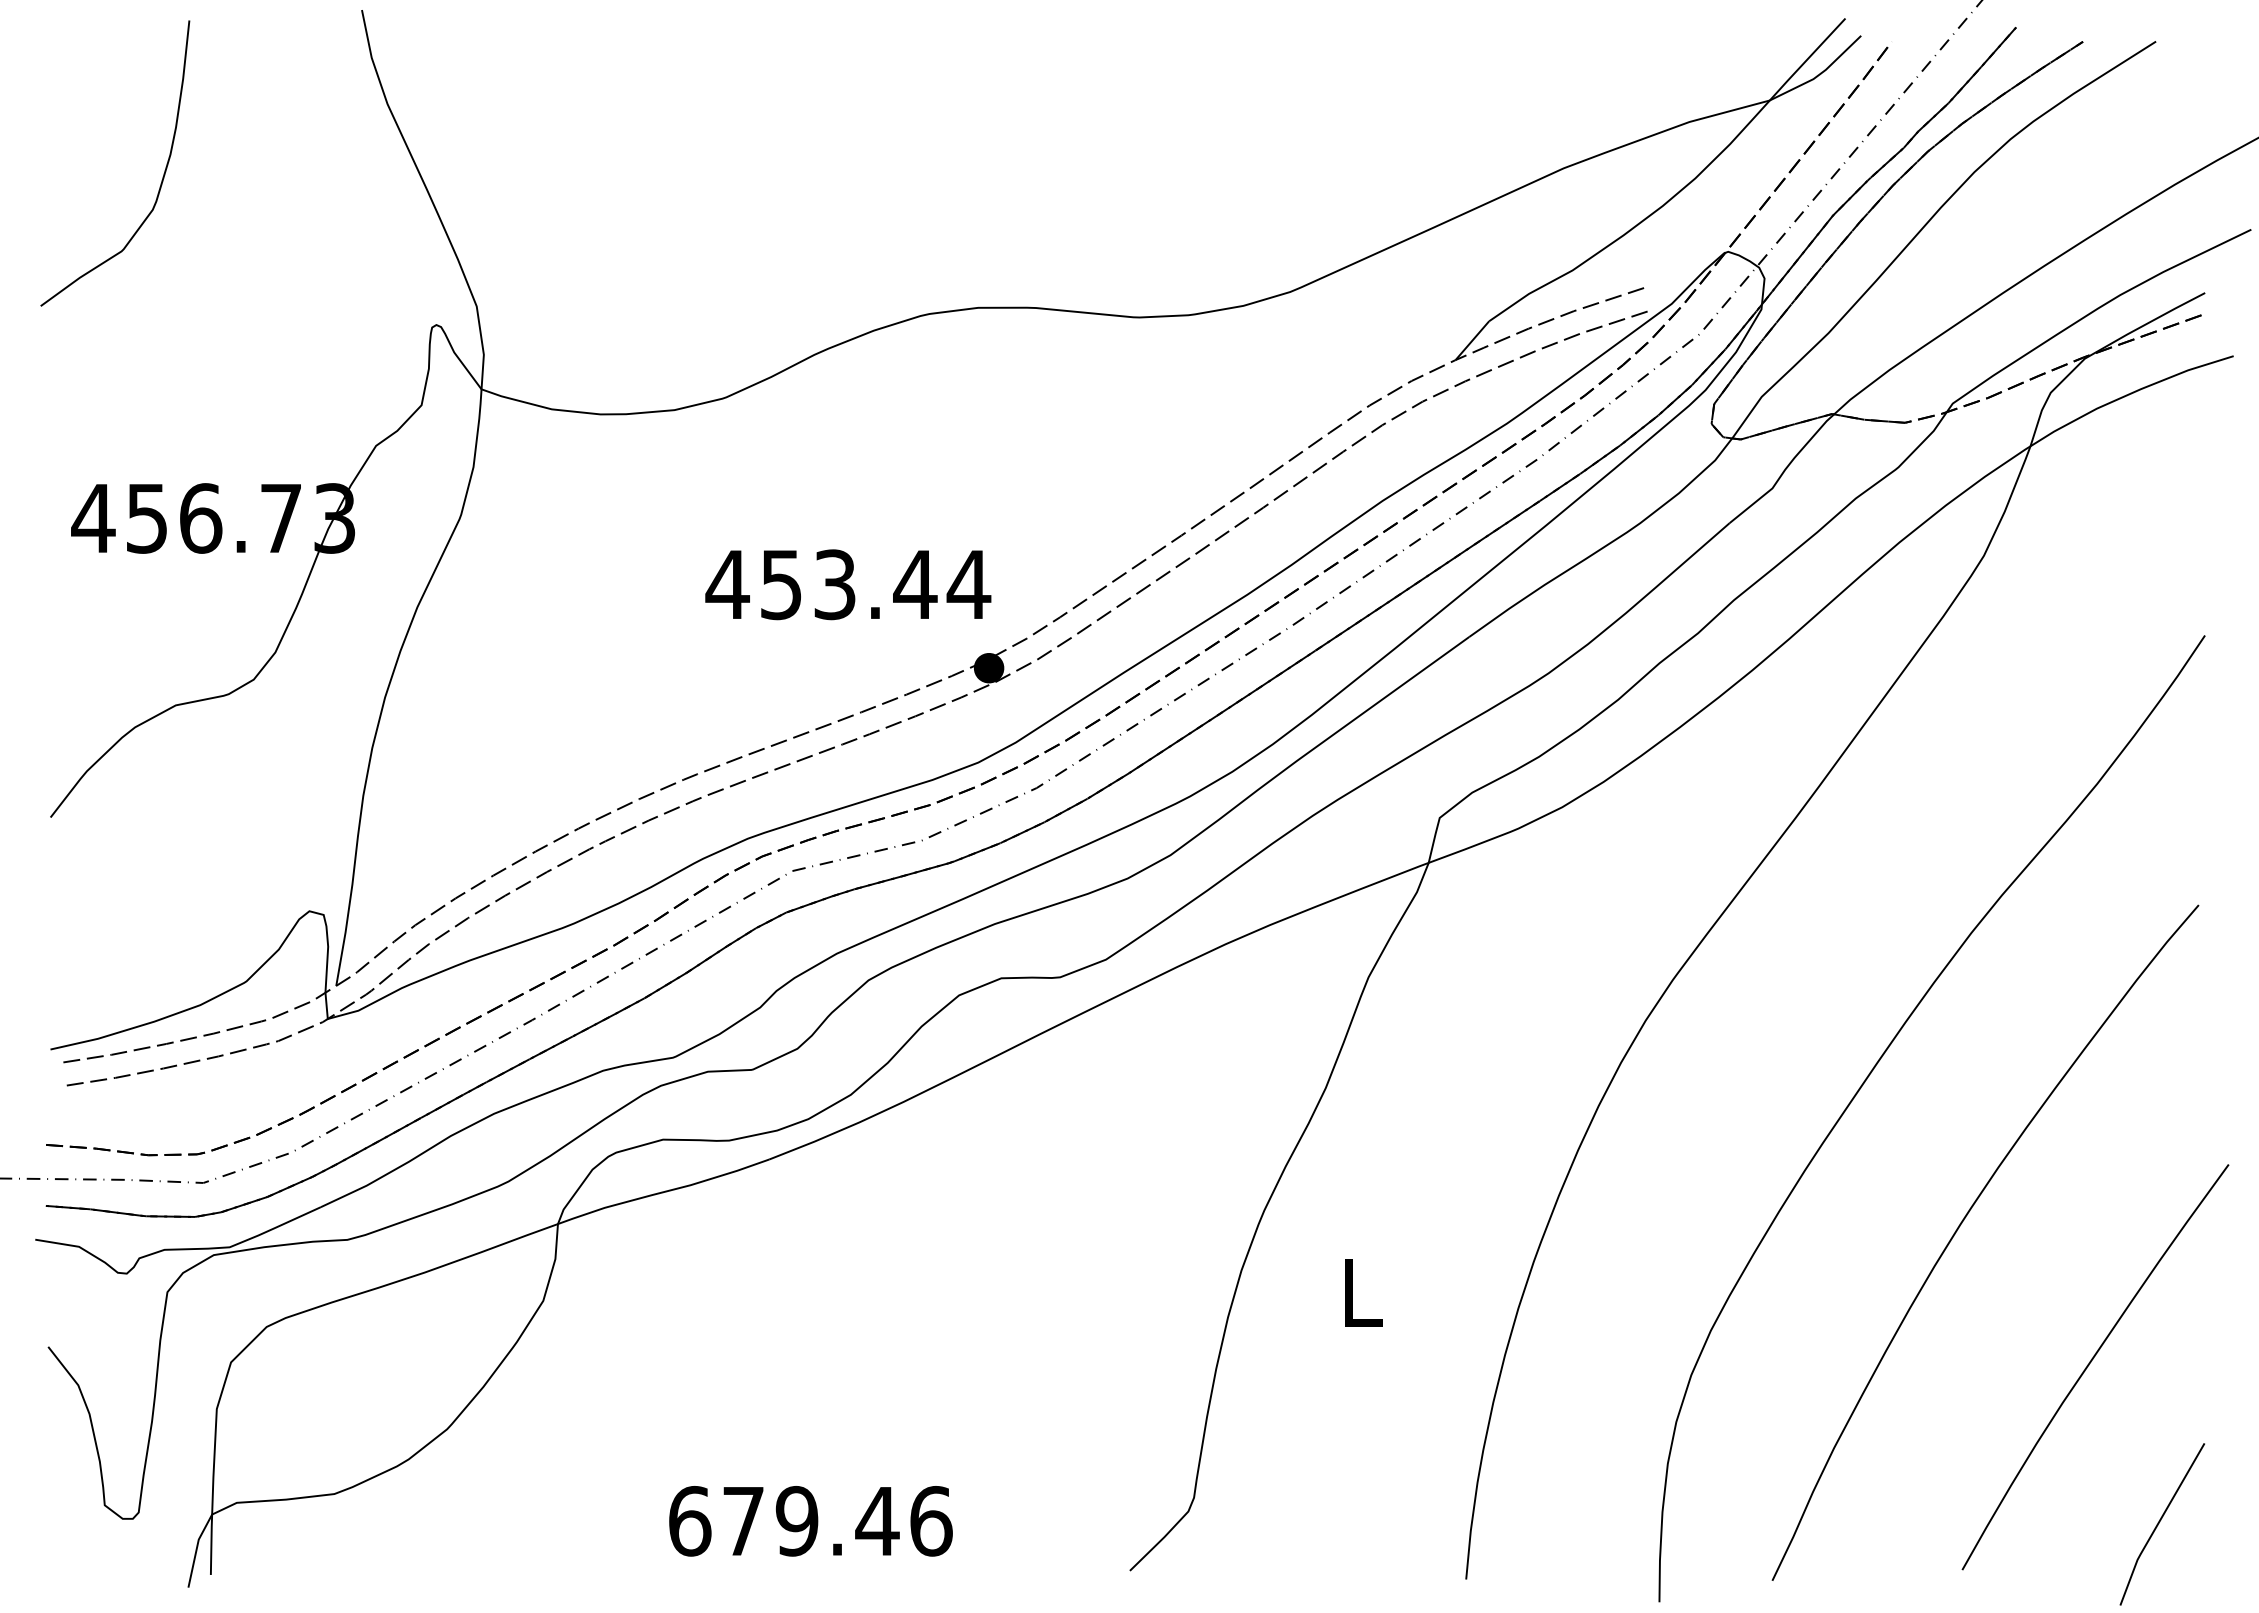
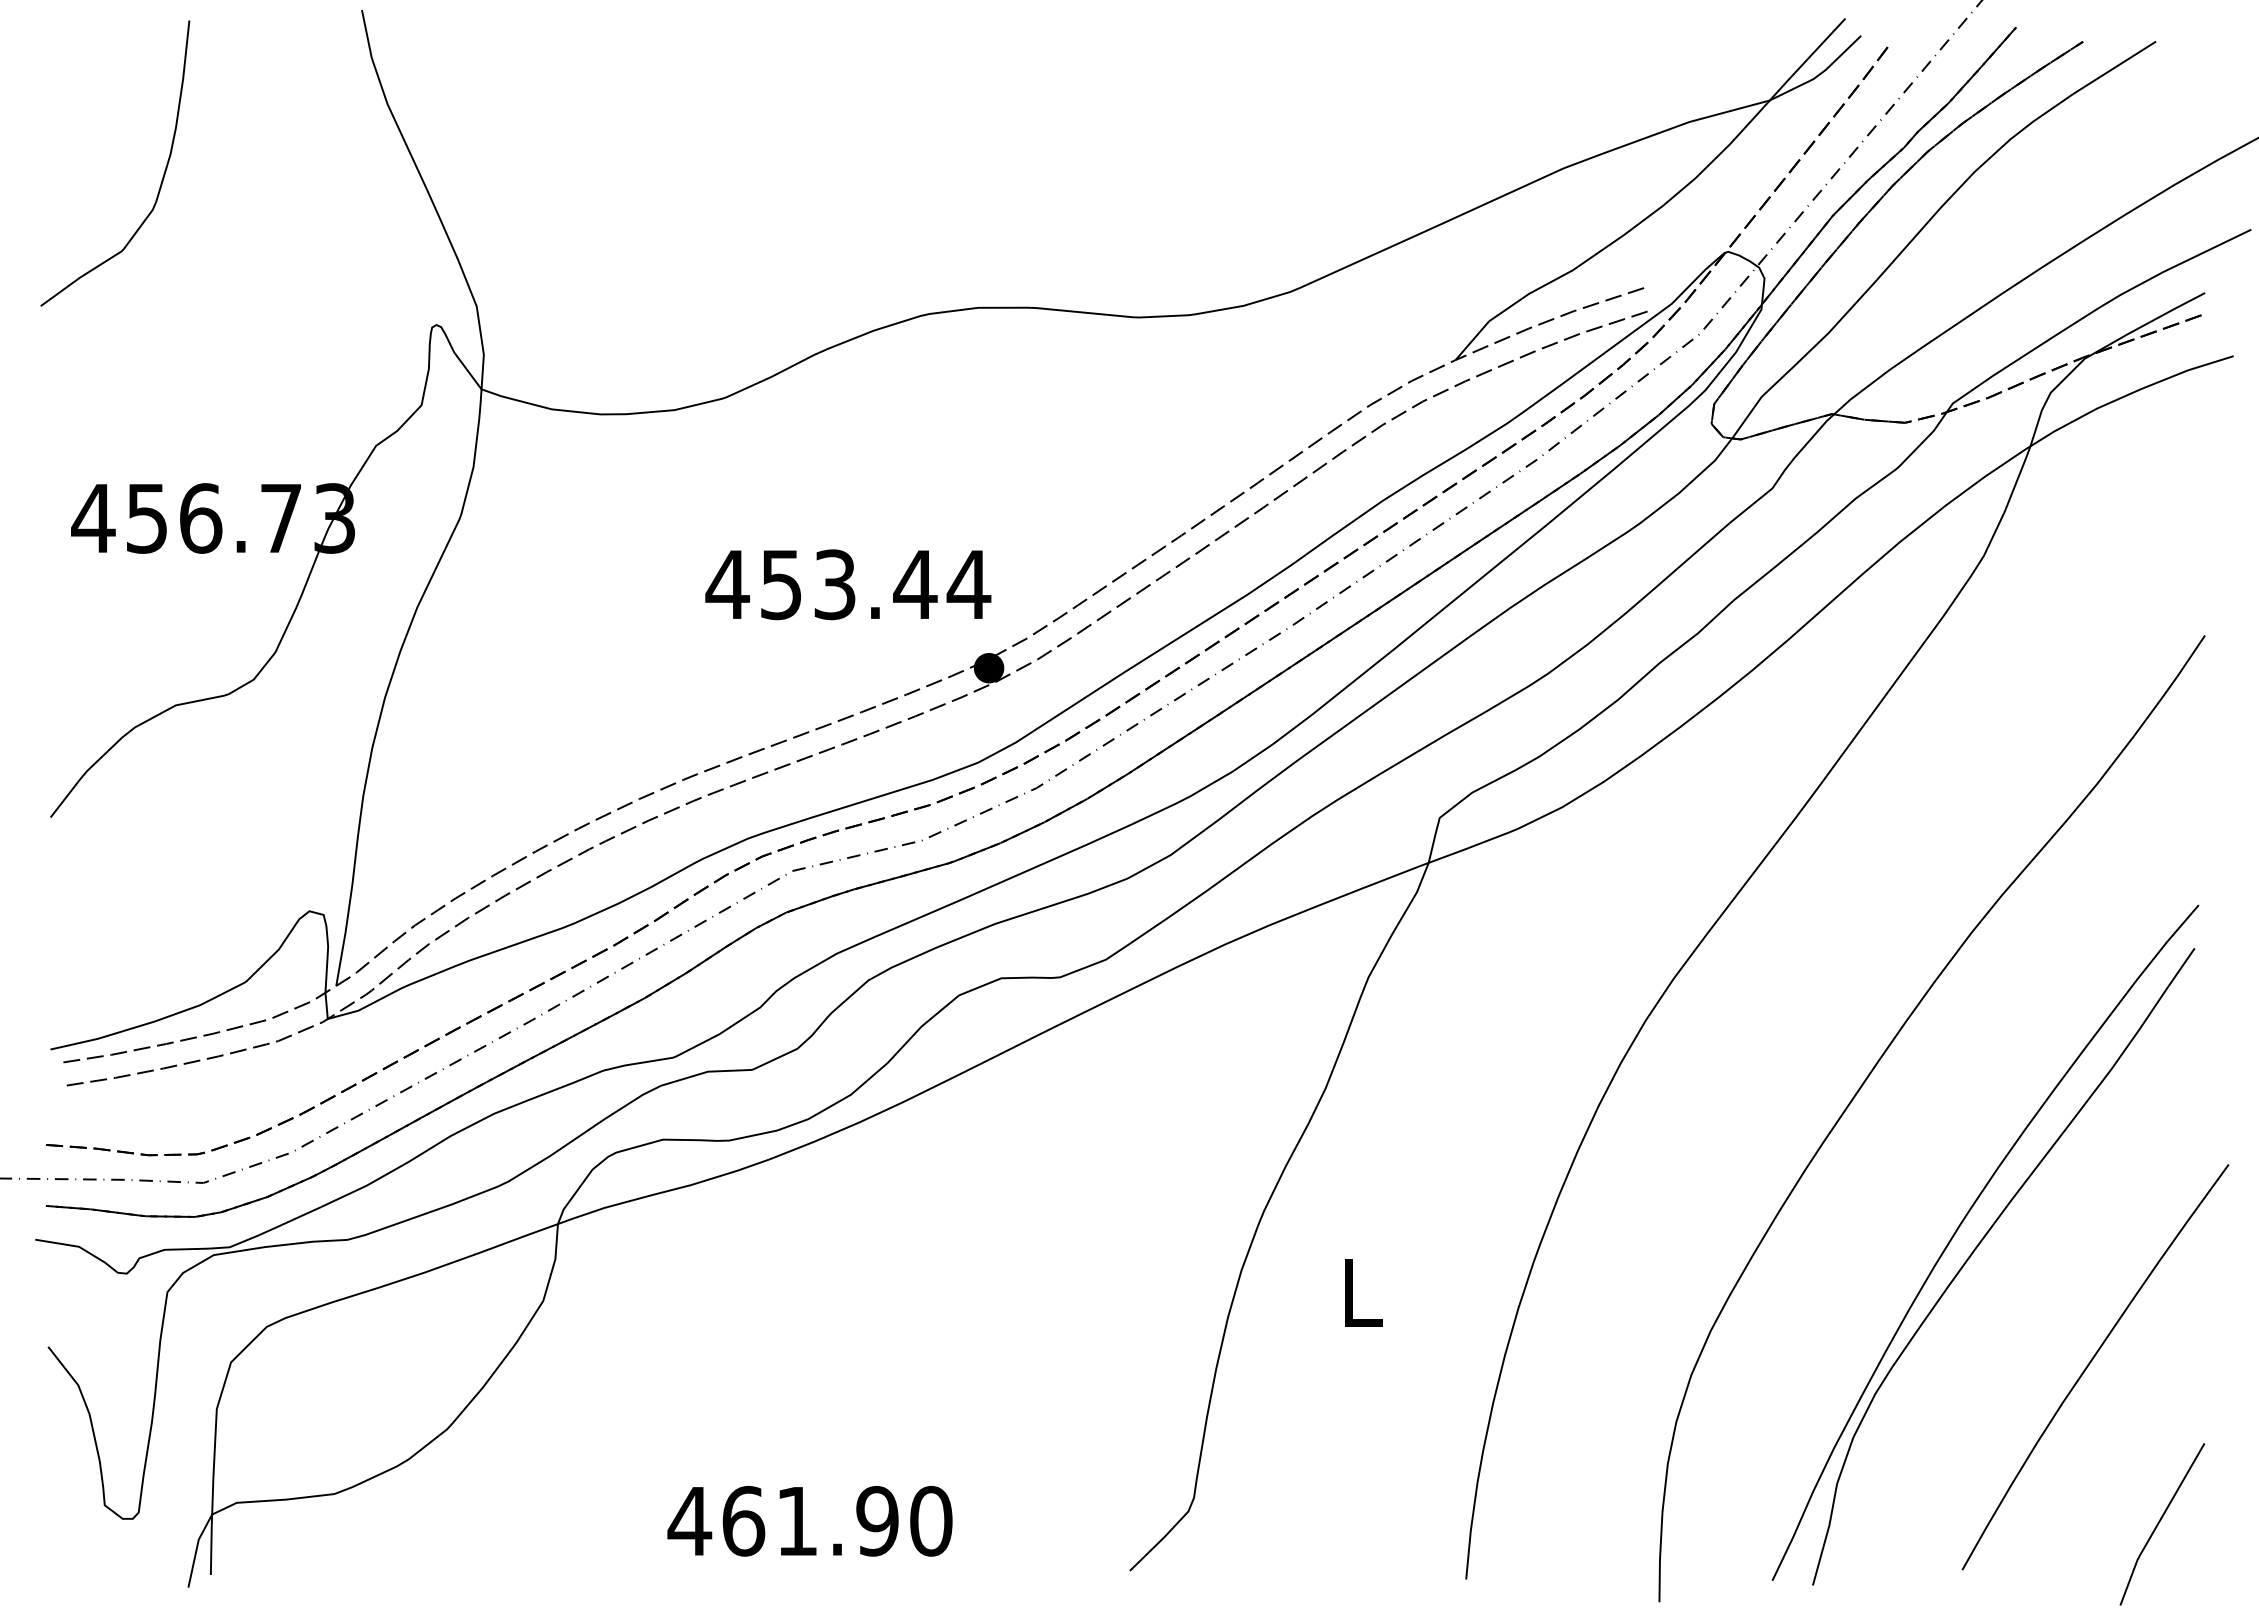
curve: none -> present (1979, 1245)
text: 679.46 -> 461.90 (809, 1521)
